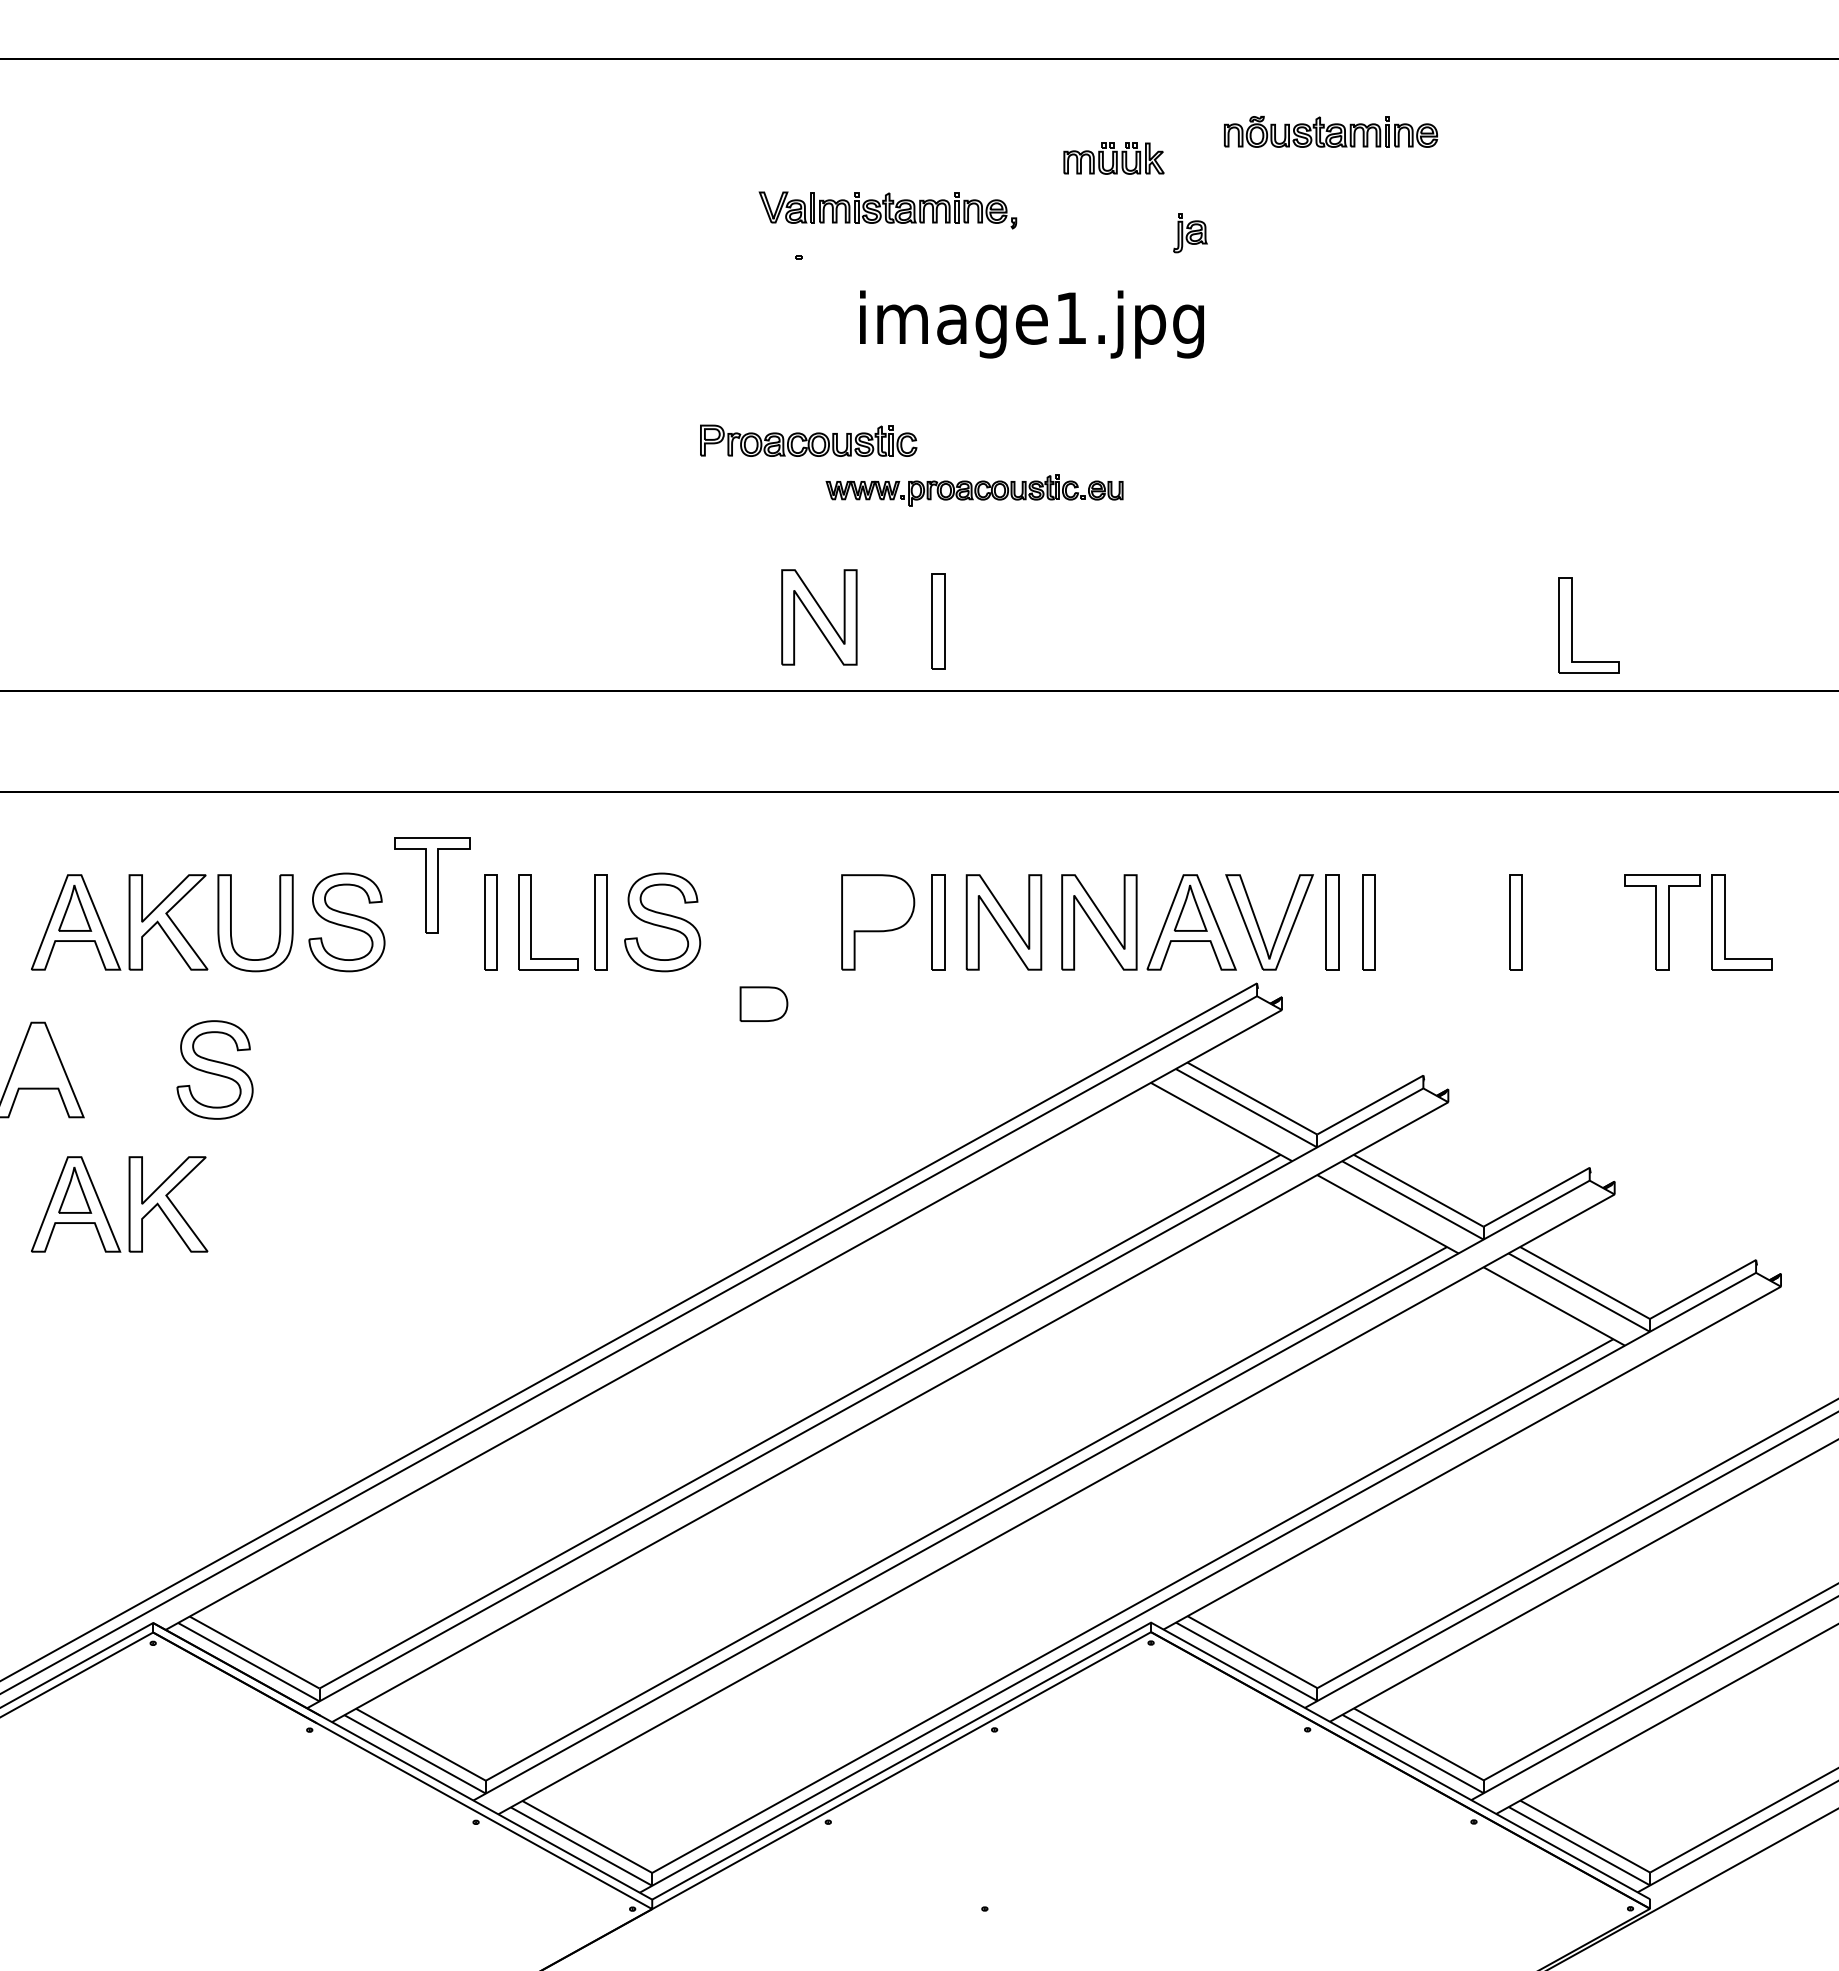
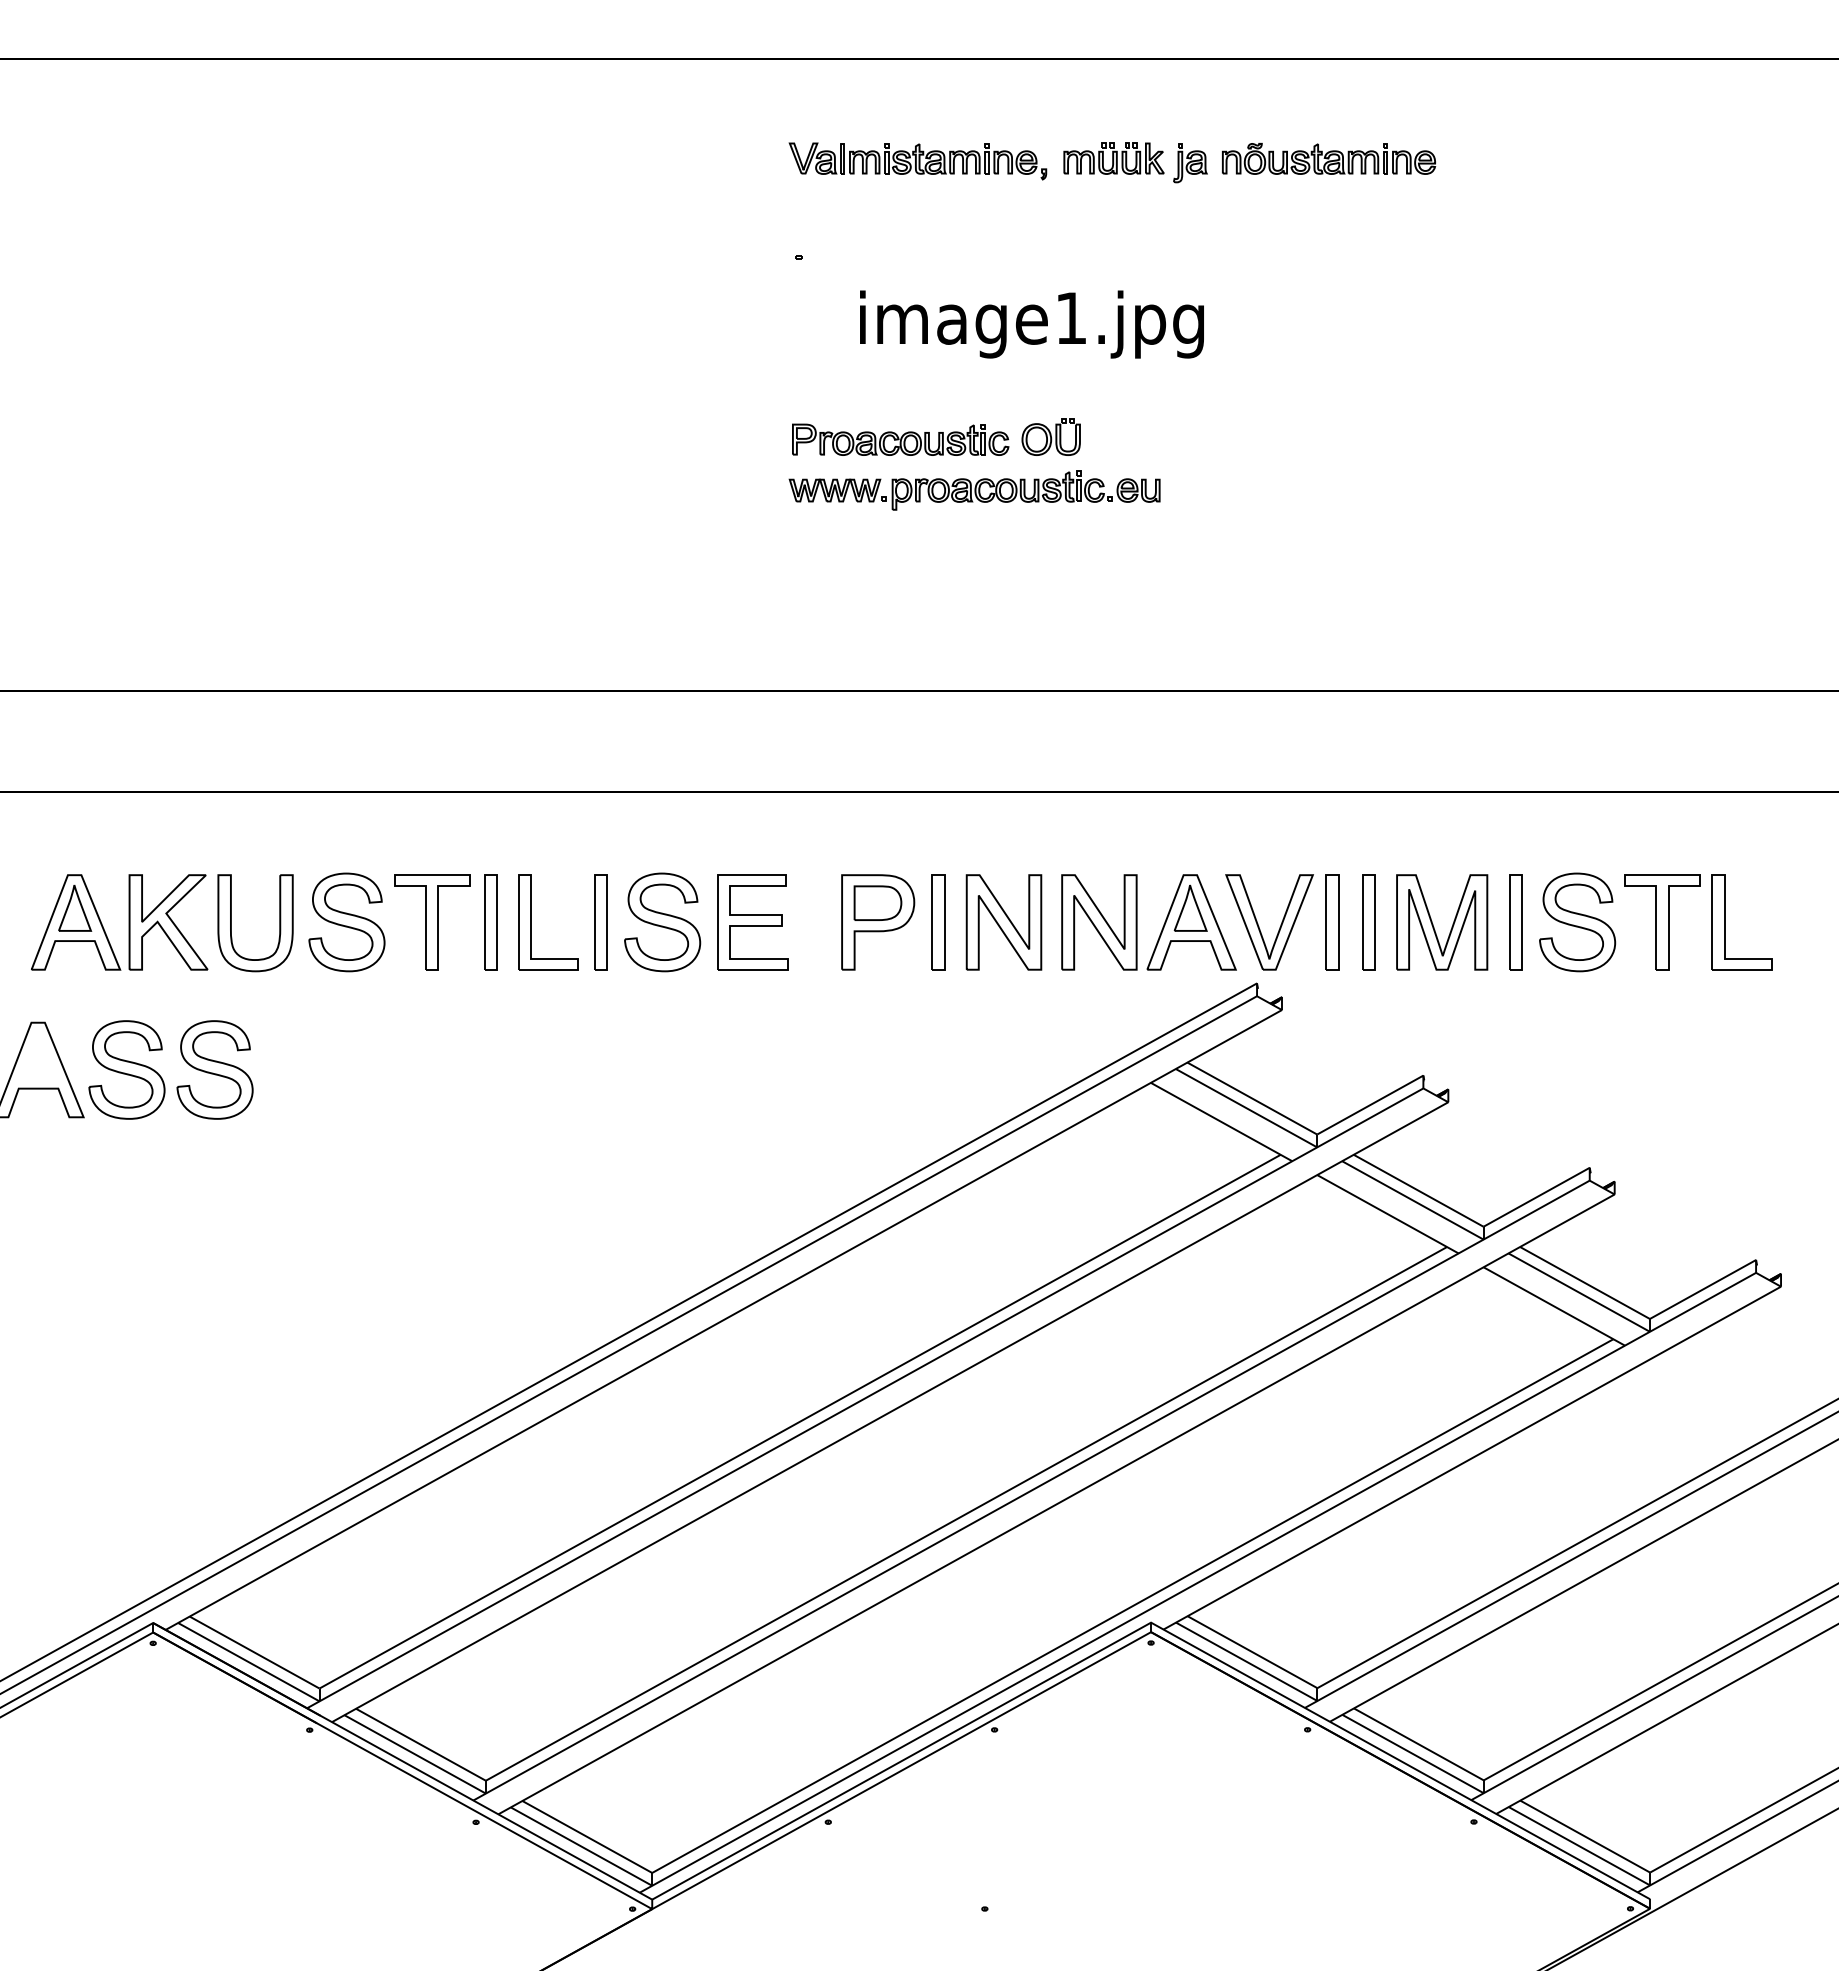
part position: (1331, 131) -> (1329, 158) (1329, 158)
part position: (887, 210) -> (917, 161) (917, 161)
part position: (1190, 233) -> (1190, 163) (1190, 163)
part: none -> present (1050, 436)
part position: (808, 440) -> (900, 439) (900, 439)
part size: 299x33 px -> 373x41 px (974, 490)
part: present -> none (819, 617)
part: present -> none (938, 621)
part: present -> none (1572, 625)
part position: (432, 885) -> (432, 922) (432, 922)
part: none -> present (752, 922)
part: none -> present (1577, 922)
part: none -> present (1433, 924)
part position: (763, 1003) -> (877, 902) (877, 902)
part: none -> present (126, 1069)
part: present -> none (128, 1204)
